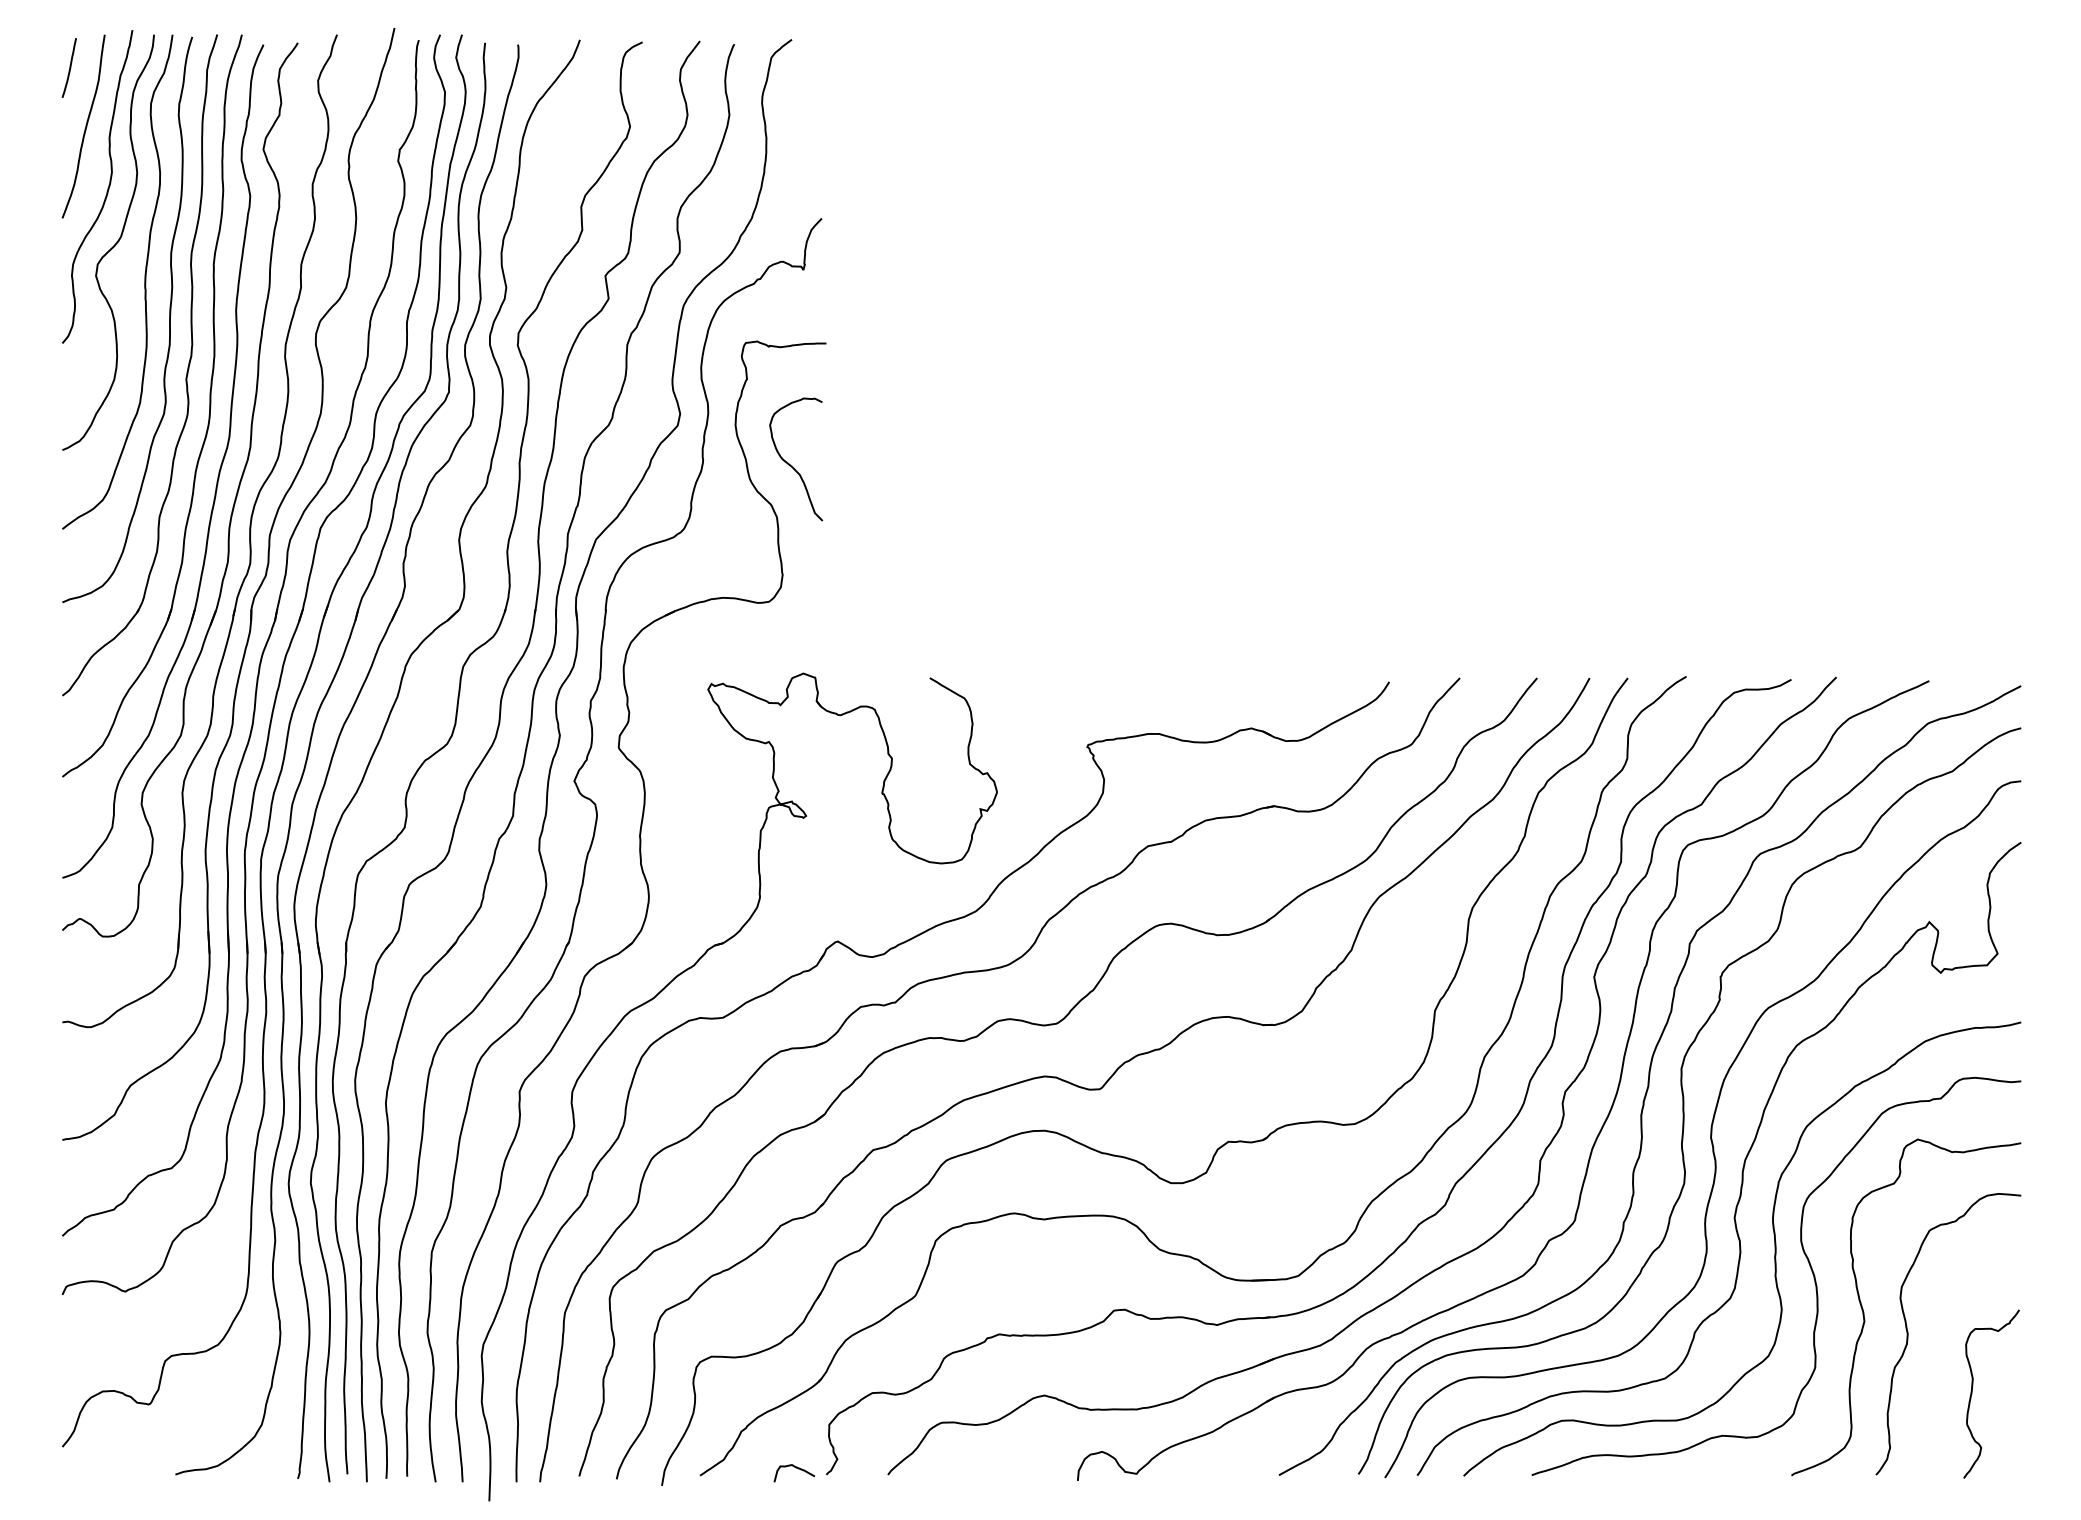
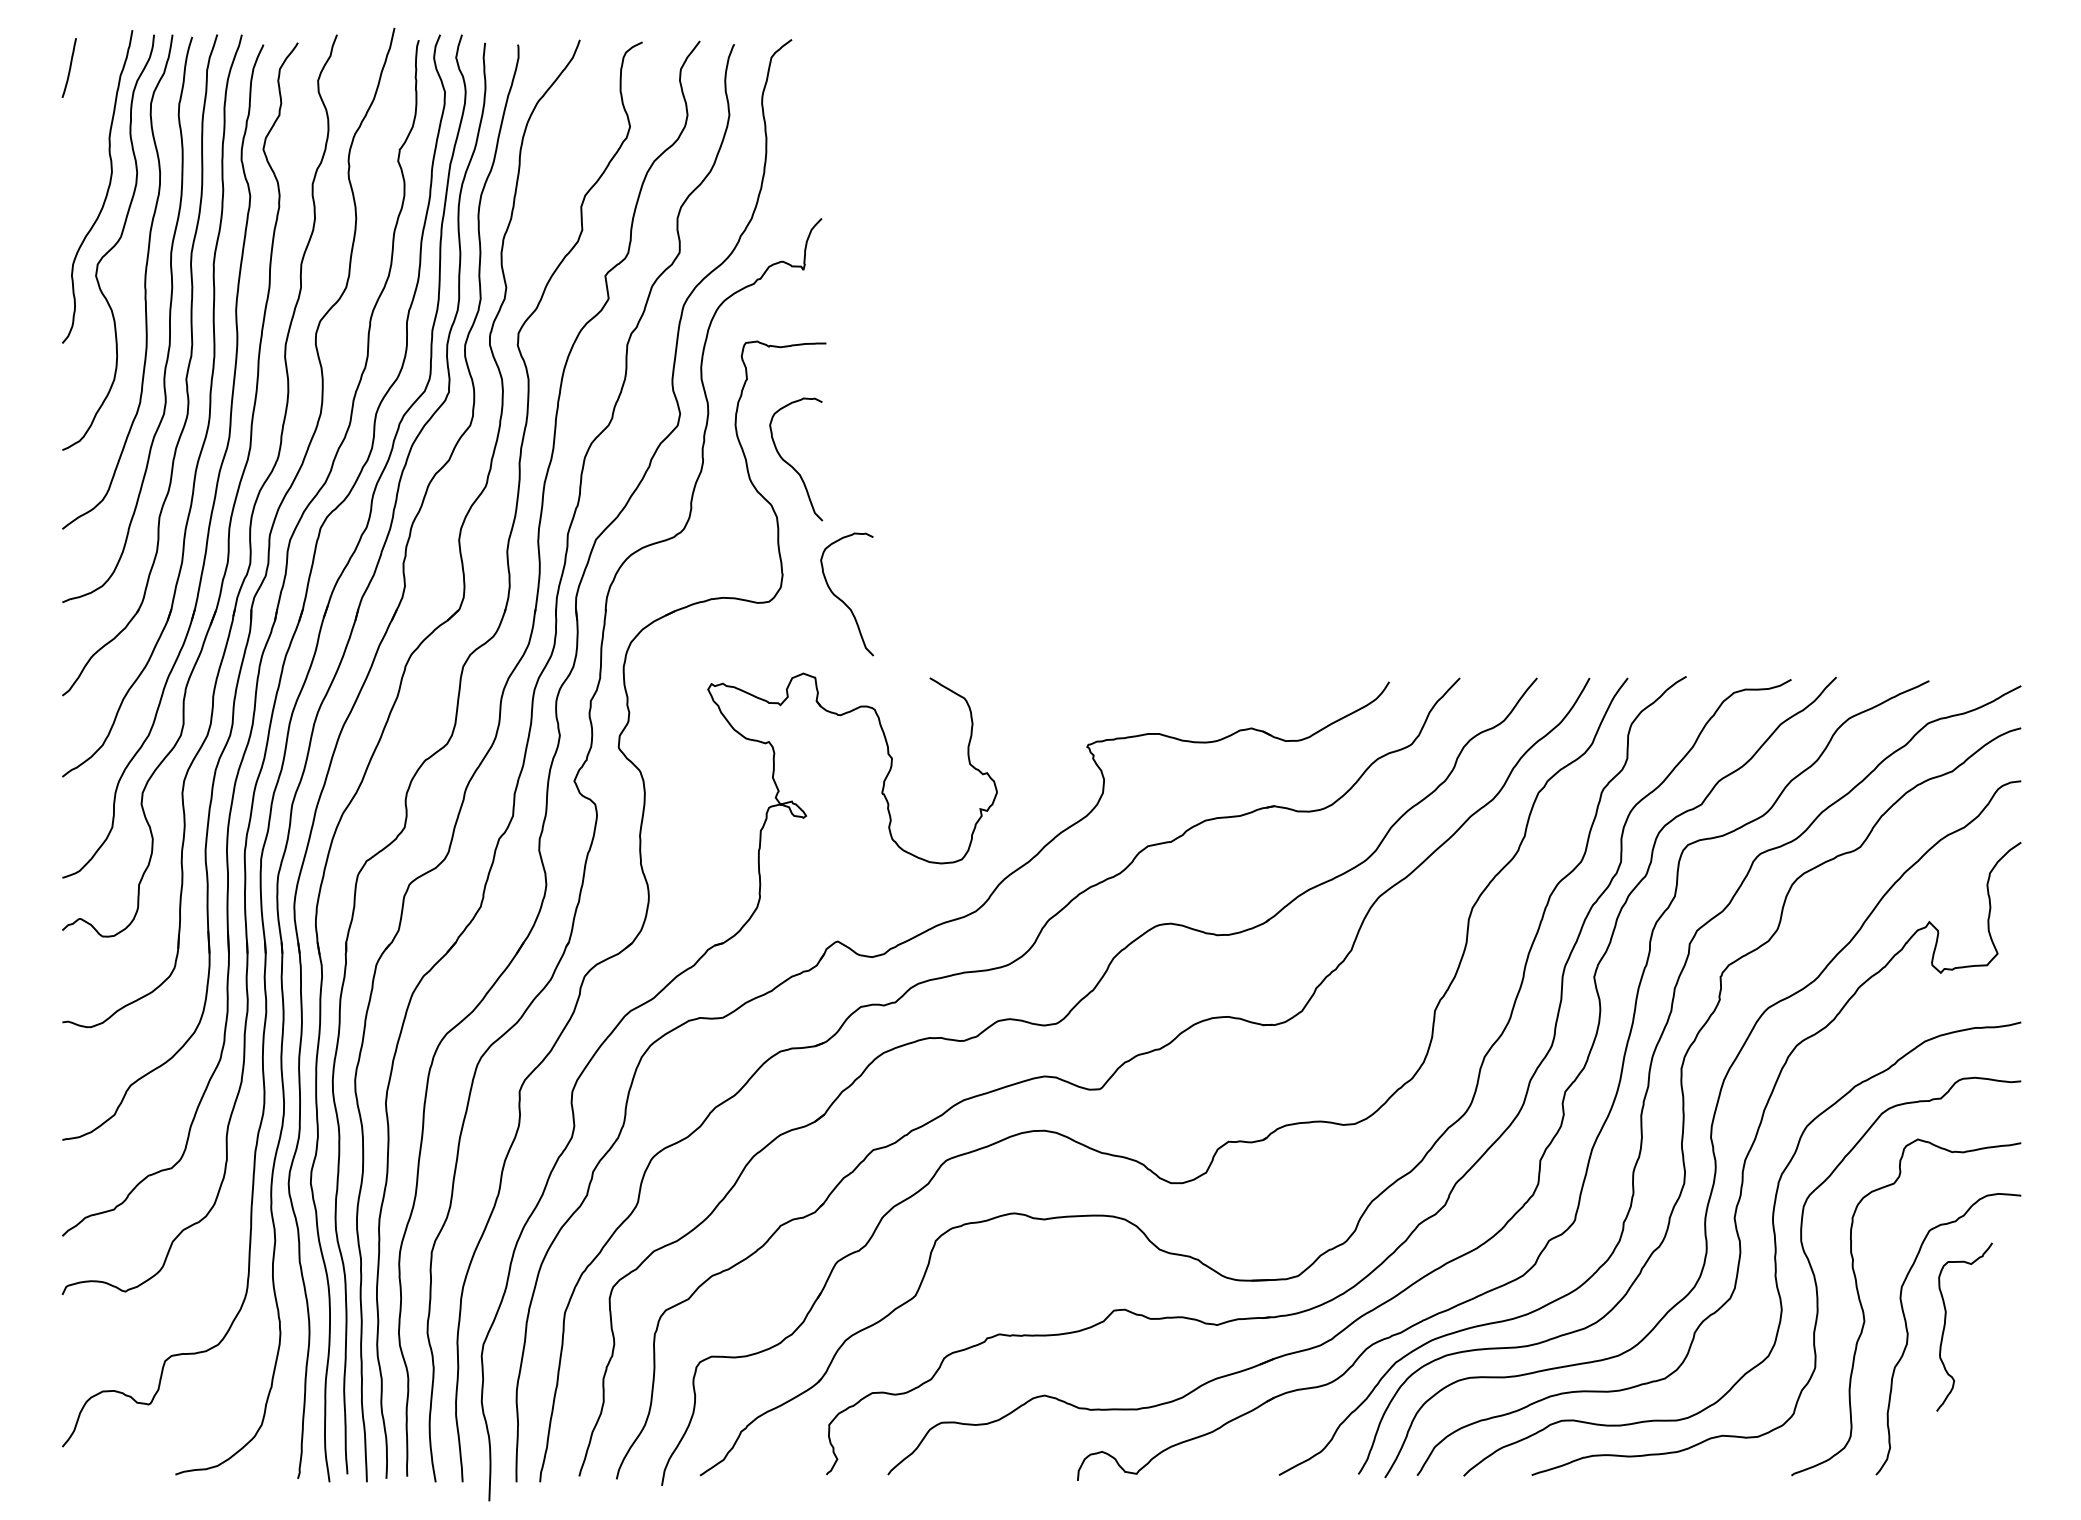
curve: present -> none (85, 126)
curve: none -> present (844, 601)
curve position: (1972, 1393) -> (1945, 1326) (1945, 1326)
curve: present -> none (795, 1468)
